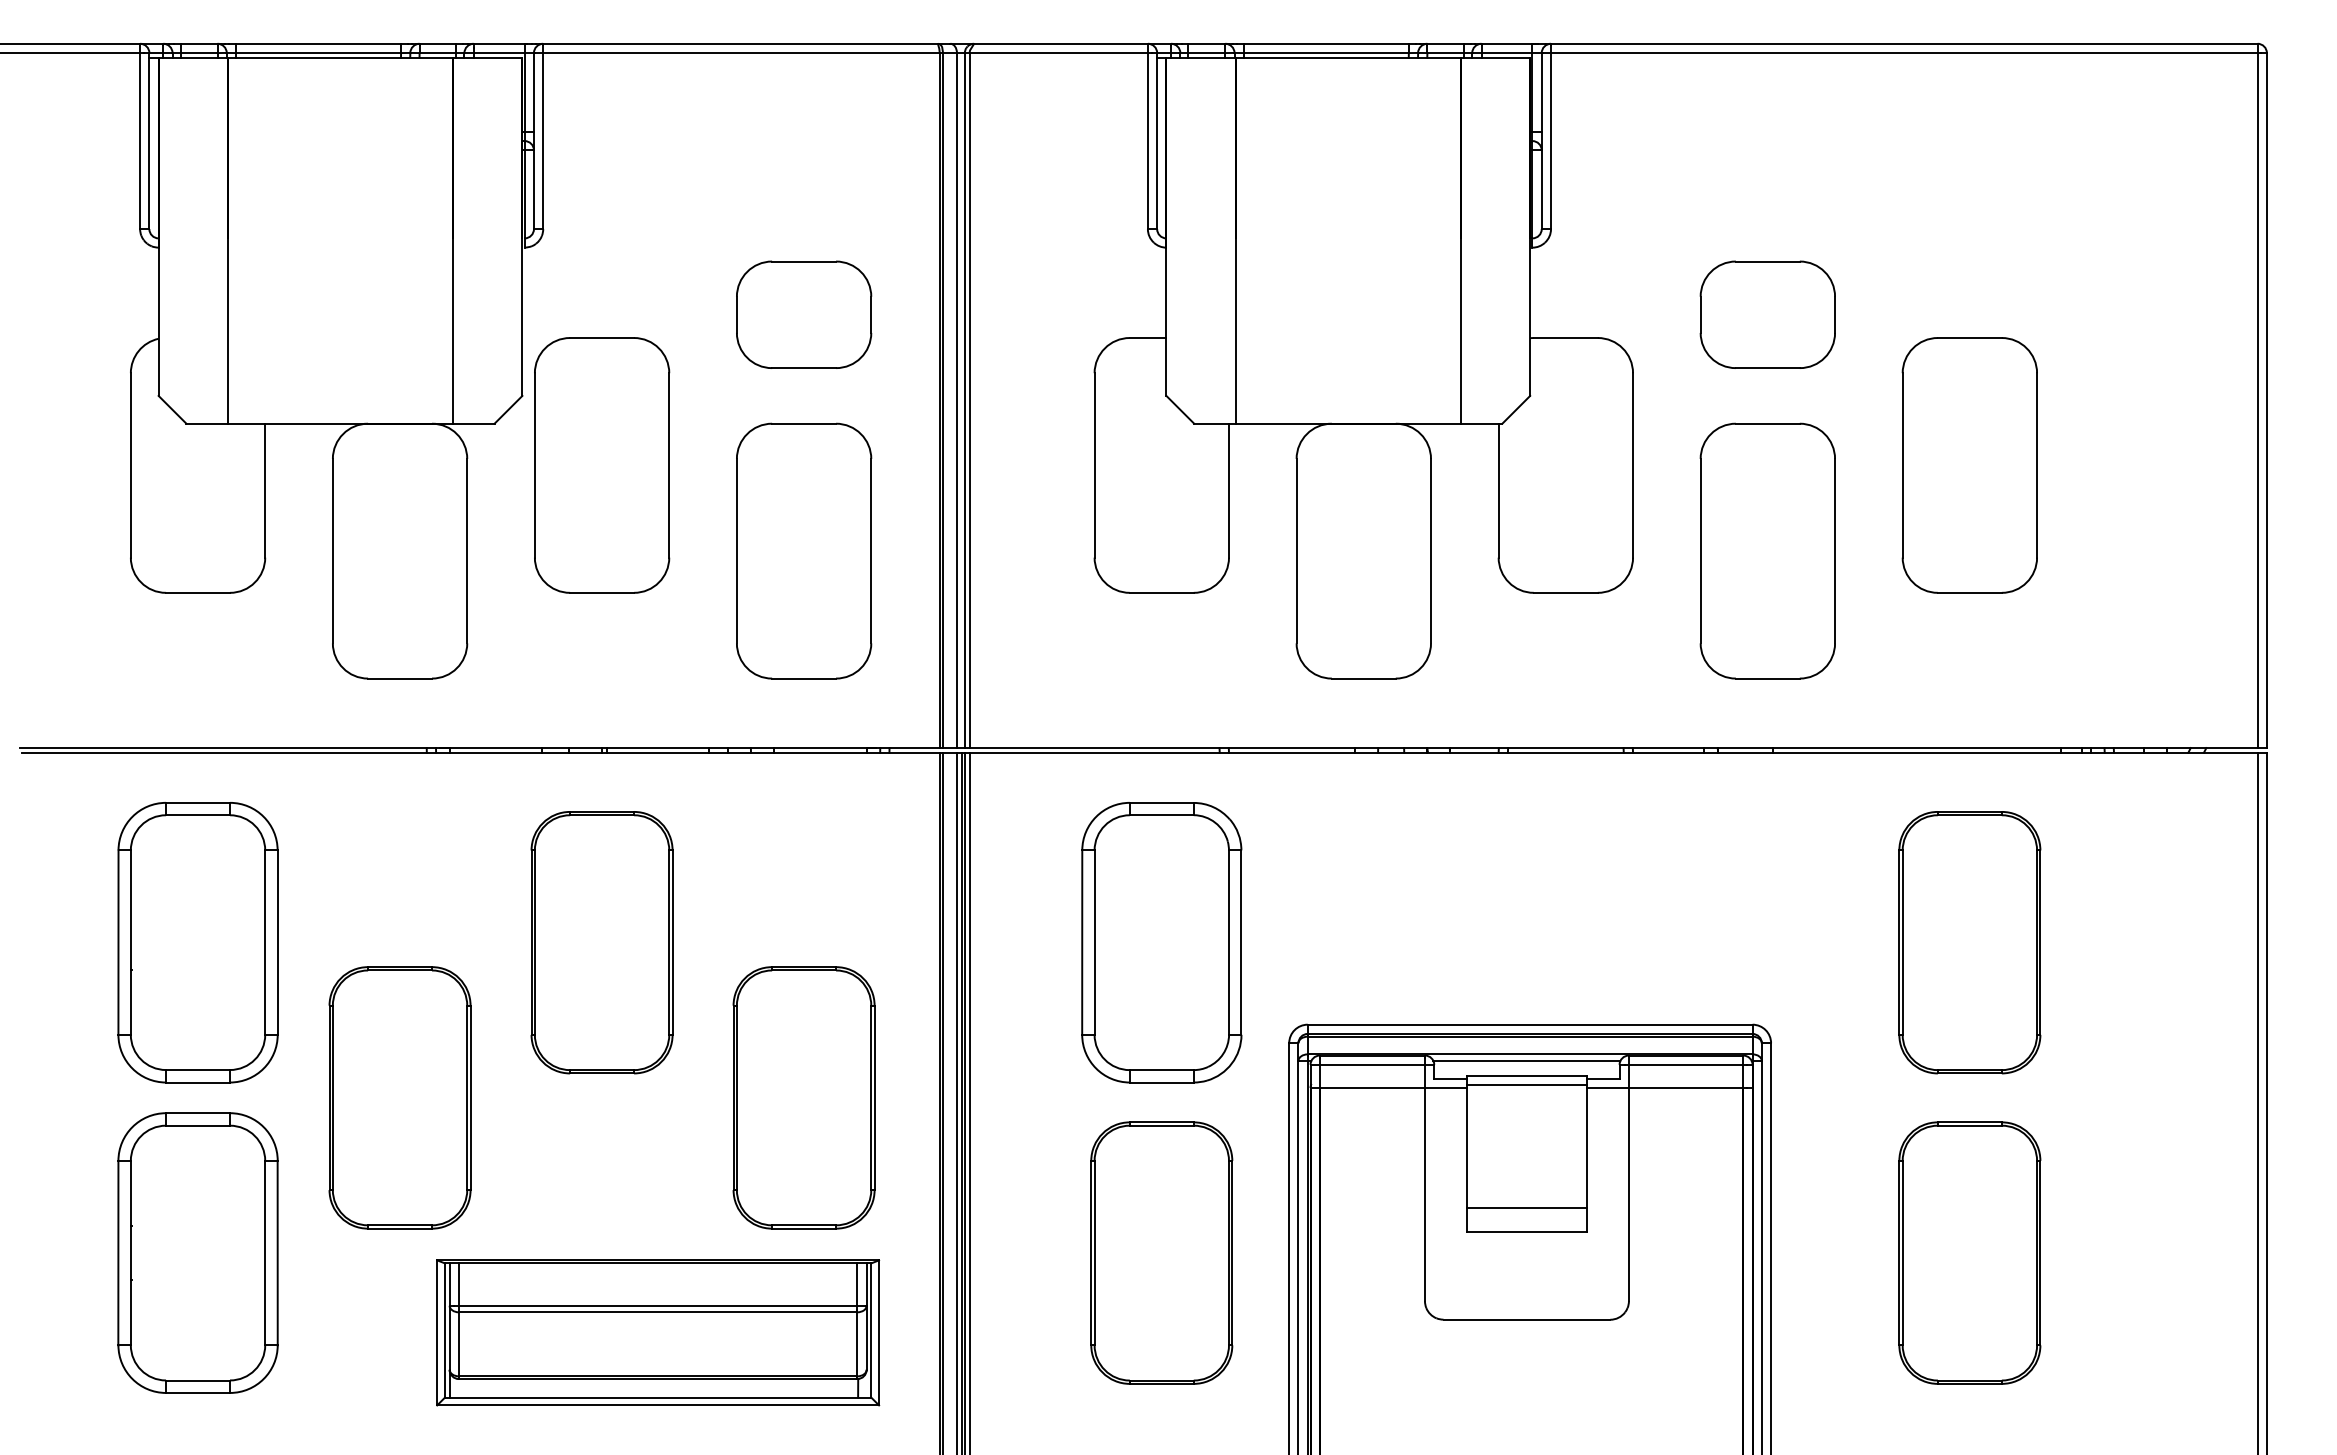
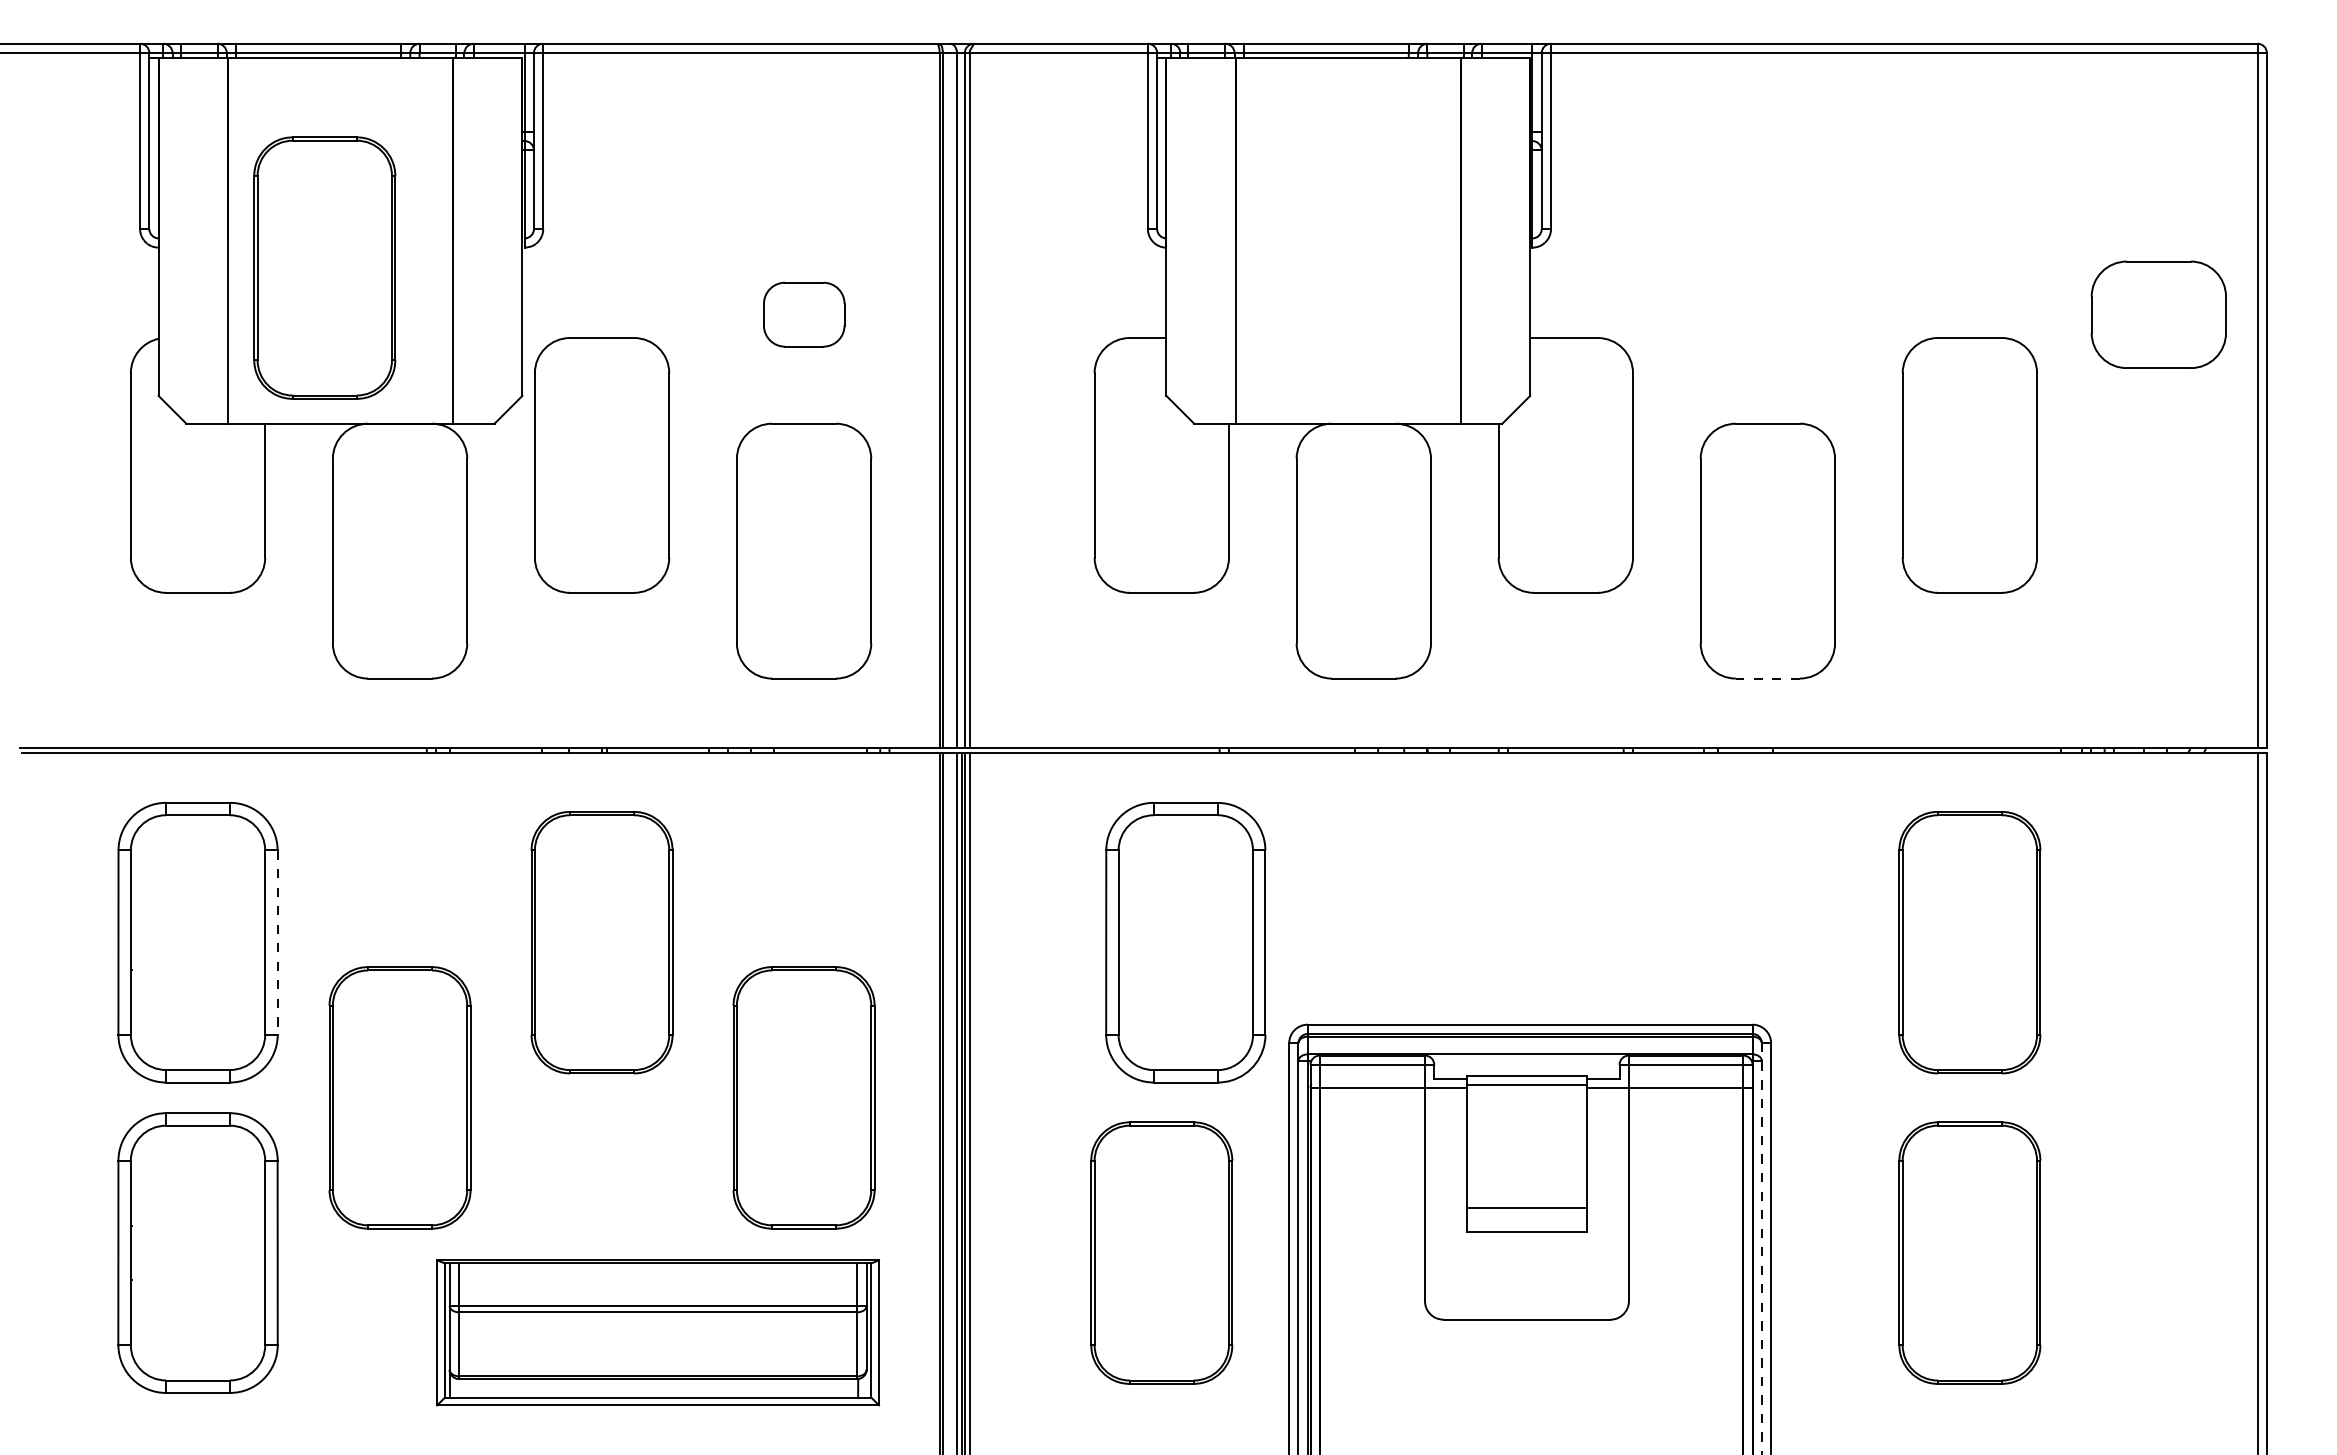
part: none -> present (324, 267)
part size: 137x109 px -> 83x67 px (804, 314)
part position: (1767, 314) -> (2158, 314) (2158, 314)
line: solid -> dashed (1767, 678)
part position: (1161, 942) -> (1185, 942) (1185, 942)
line: solid -> dashed (277, 943)
line: present -> none (1526, 1060)
line: solid -> dashed (1761, 1249)
